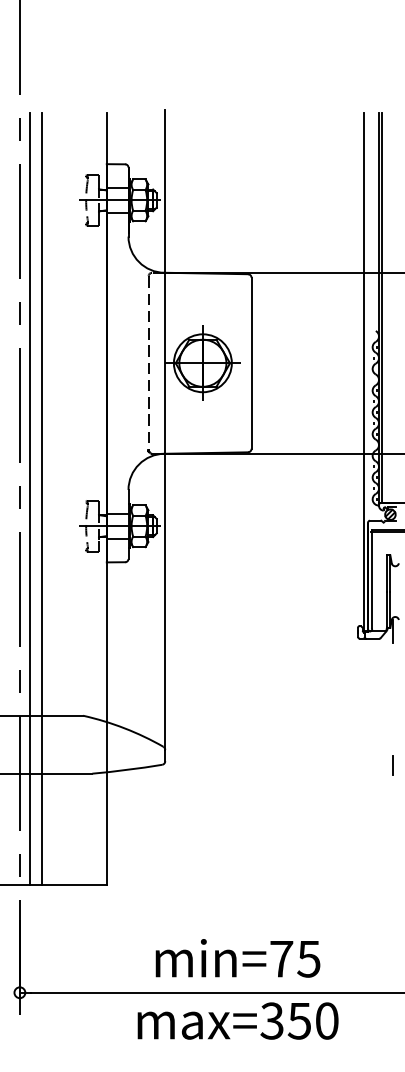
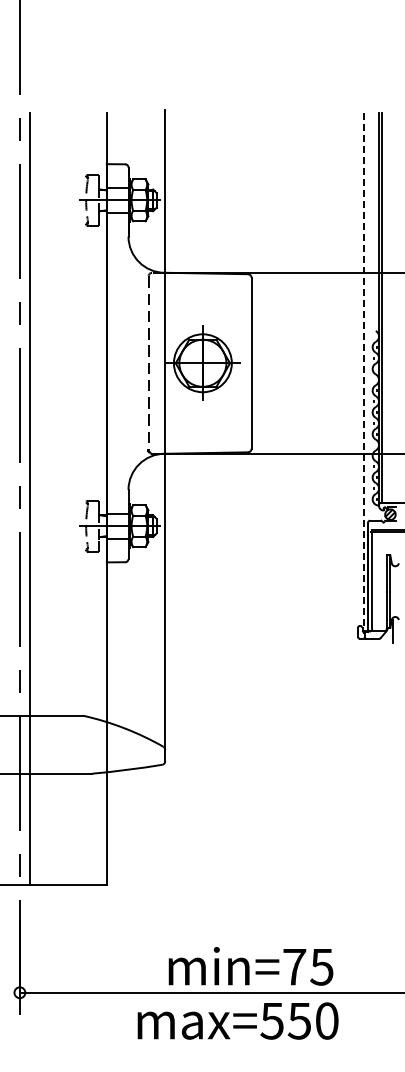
line: solid -> dashed (363, 372)
line: present -> none (41, 498)
line: present -> none (392, 765)
text position: (237, 958) -> (250, 966) (250, 966)
text: max=350 -> max=550 (271, 1020)
